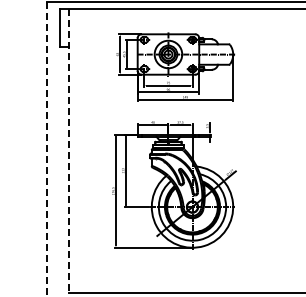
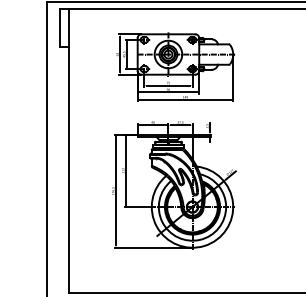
line: dashed -> solid (47, 149)
line: dashed -> solid (68, 151)
